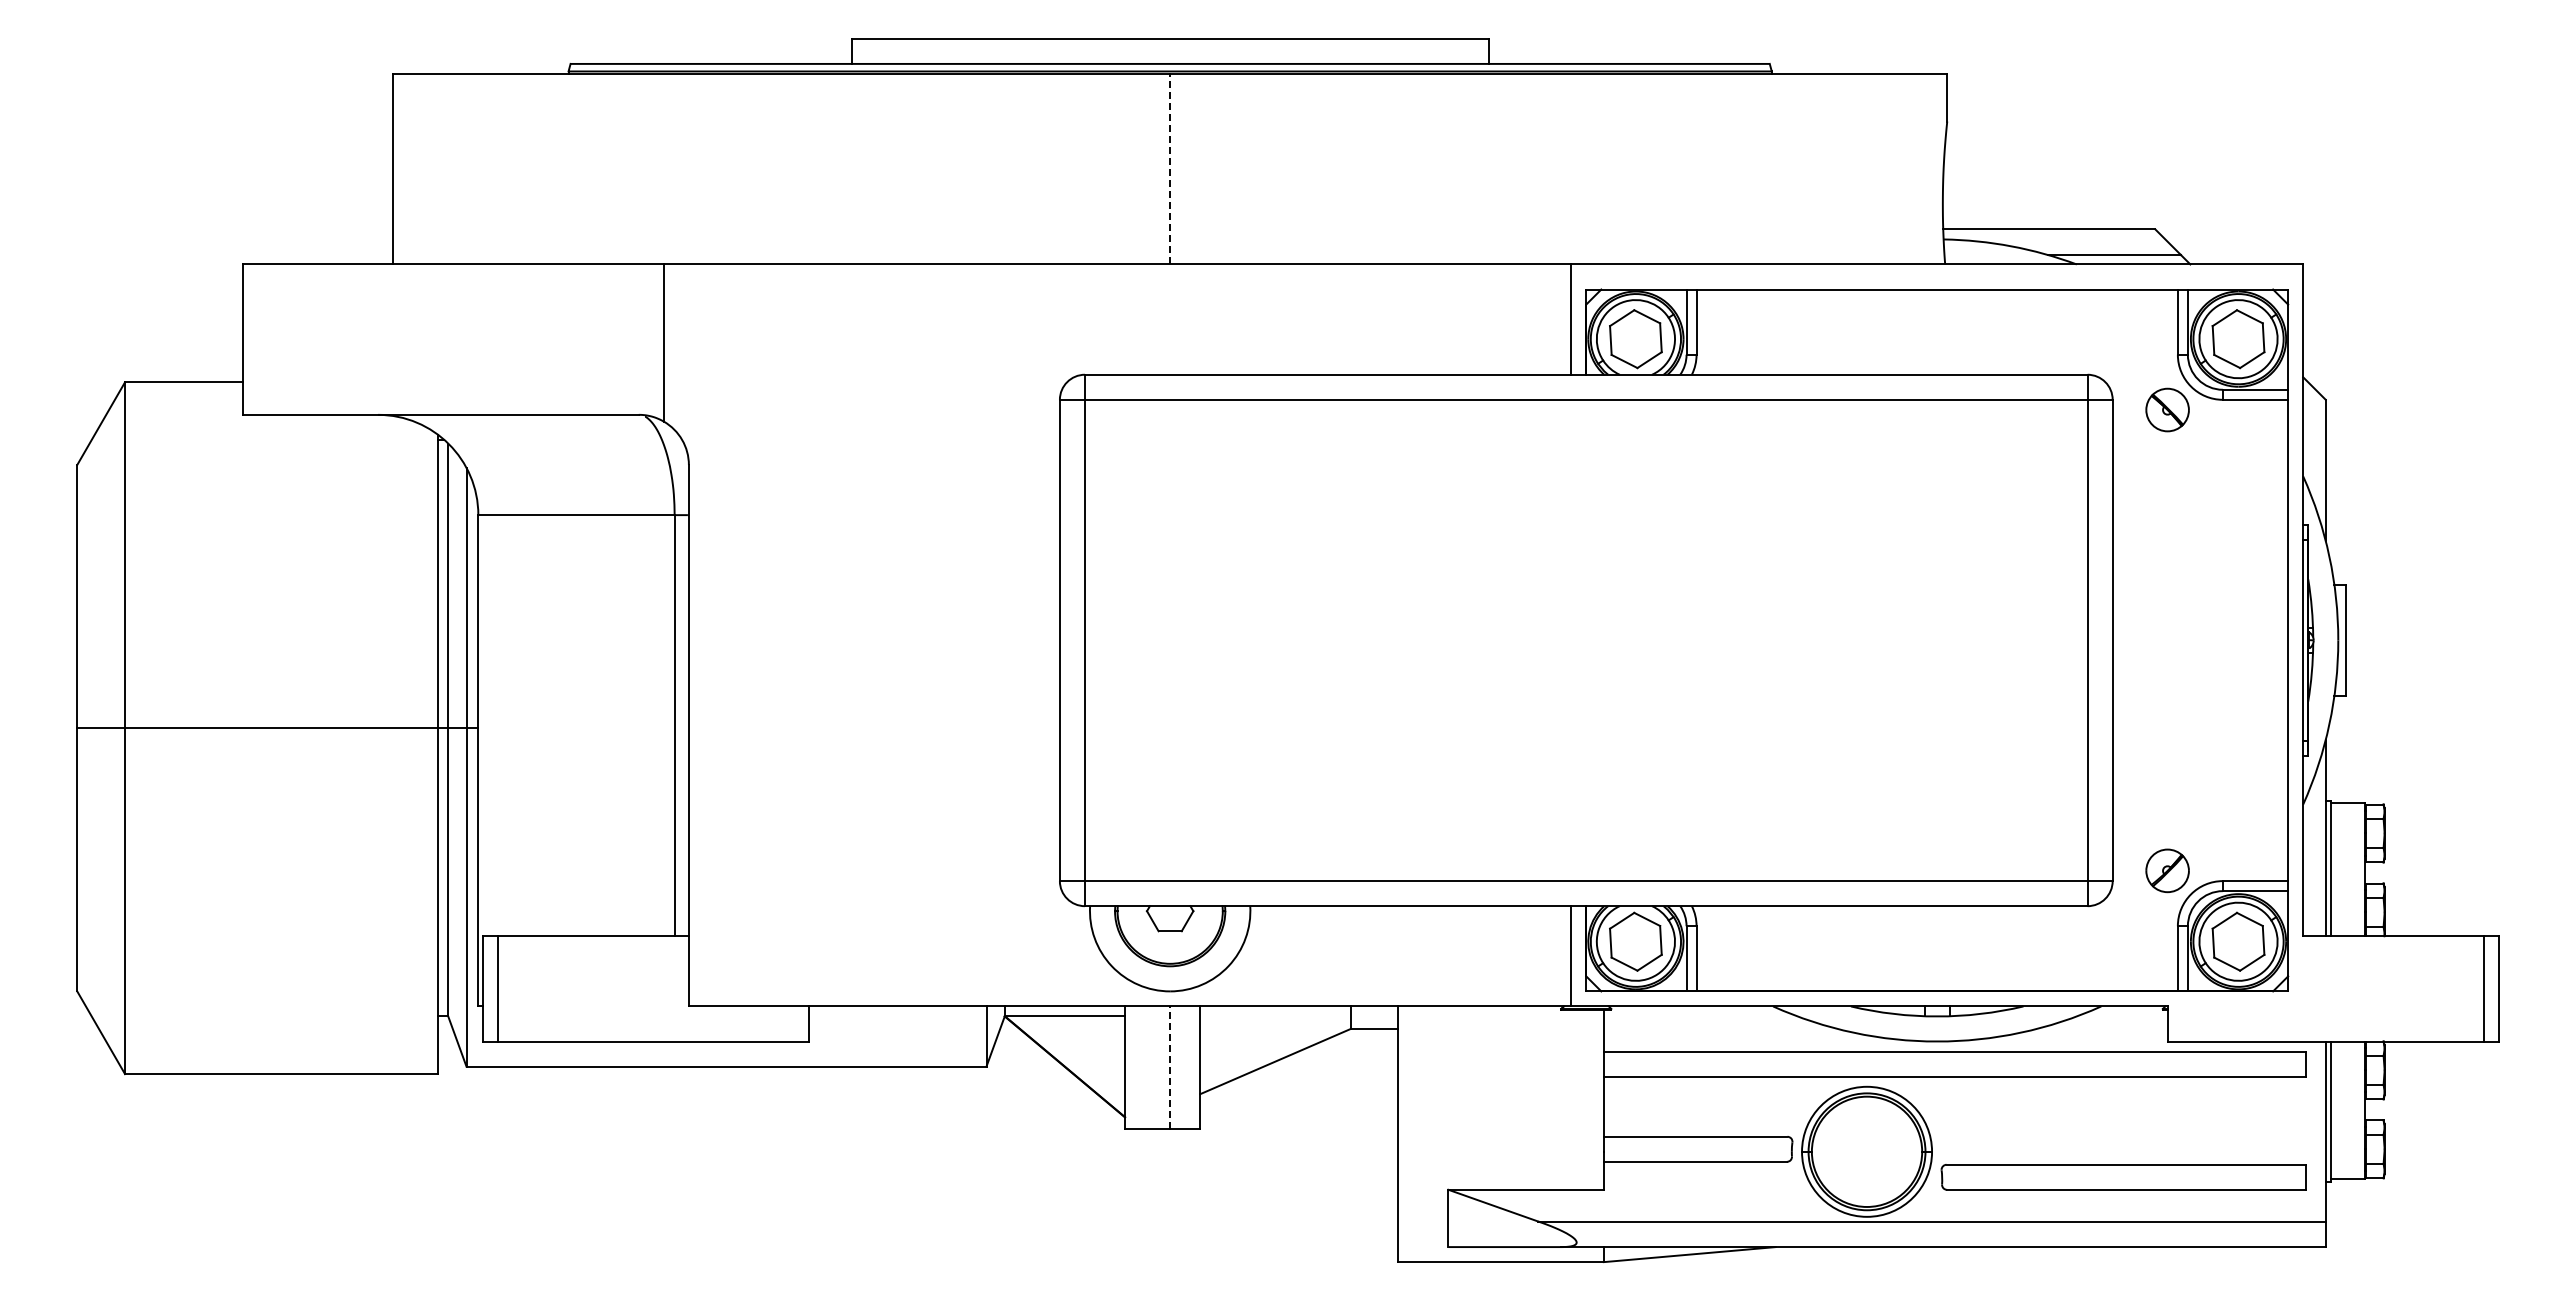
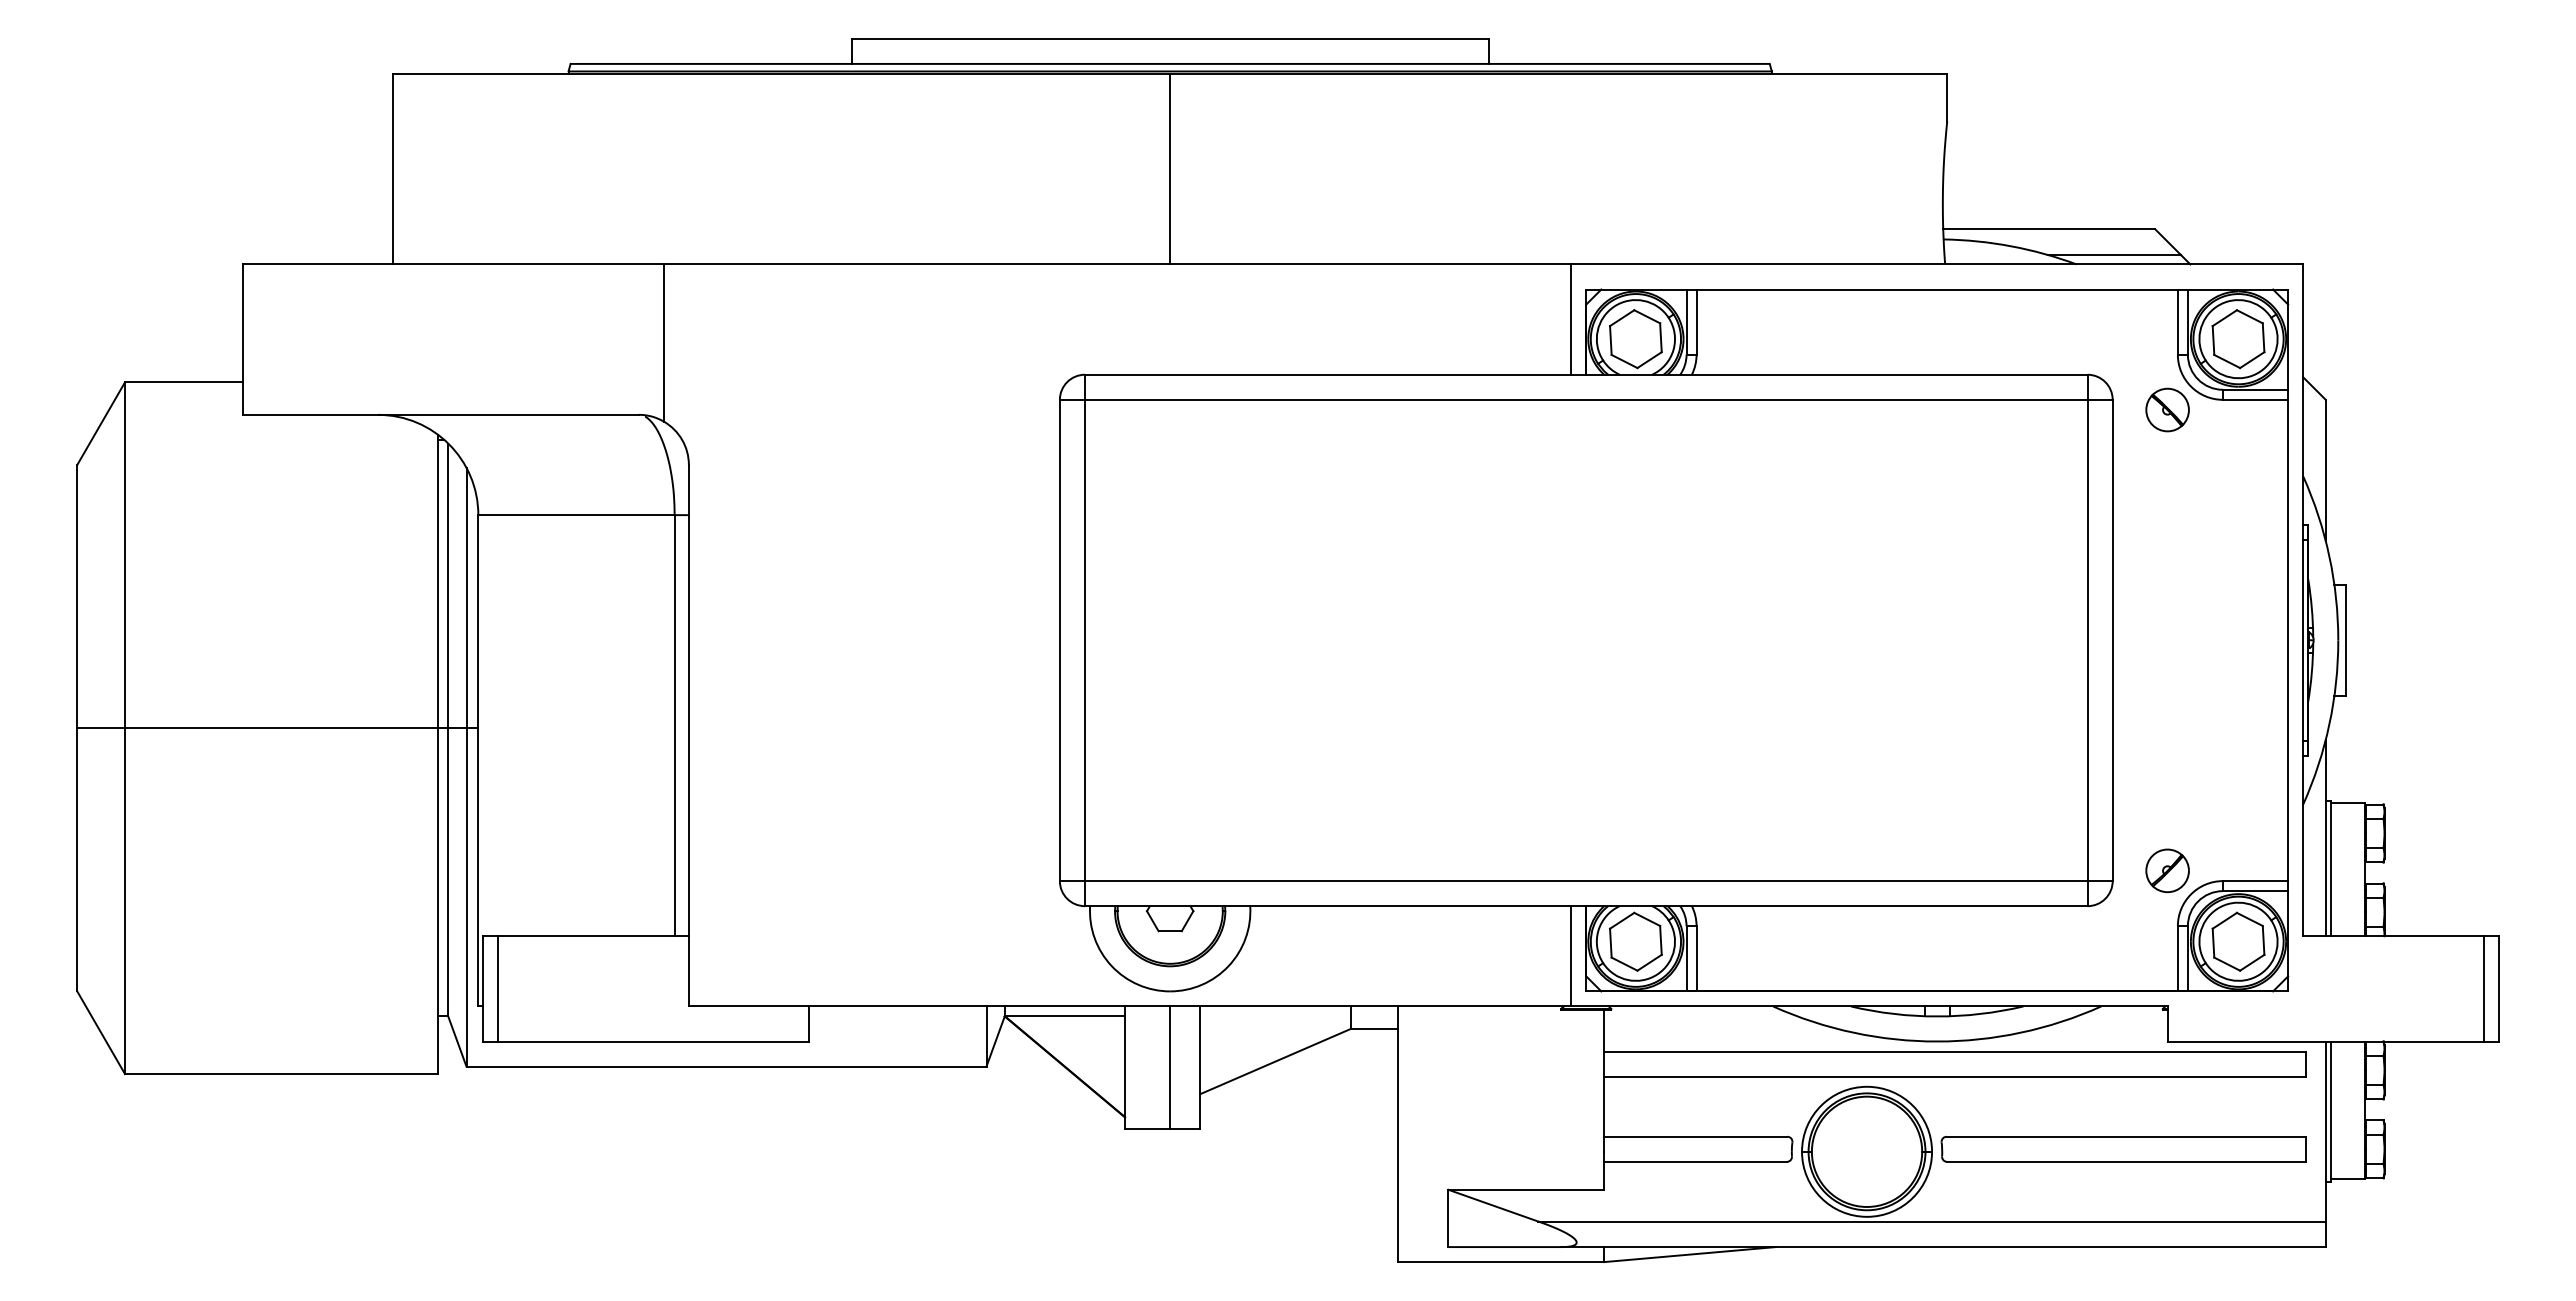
line: dashed -> solid (1170, 168)
line: dashed -> solid (1170, 1067)
part position: (2123, 1177) -> (2123, 1149) (2123, 1149)
